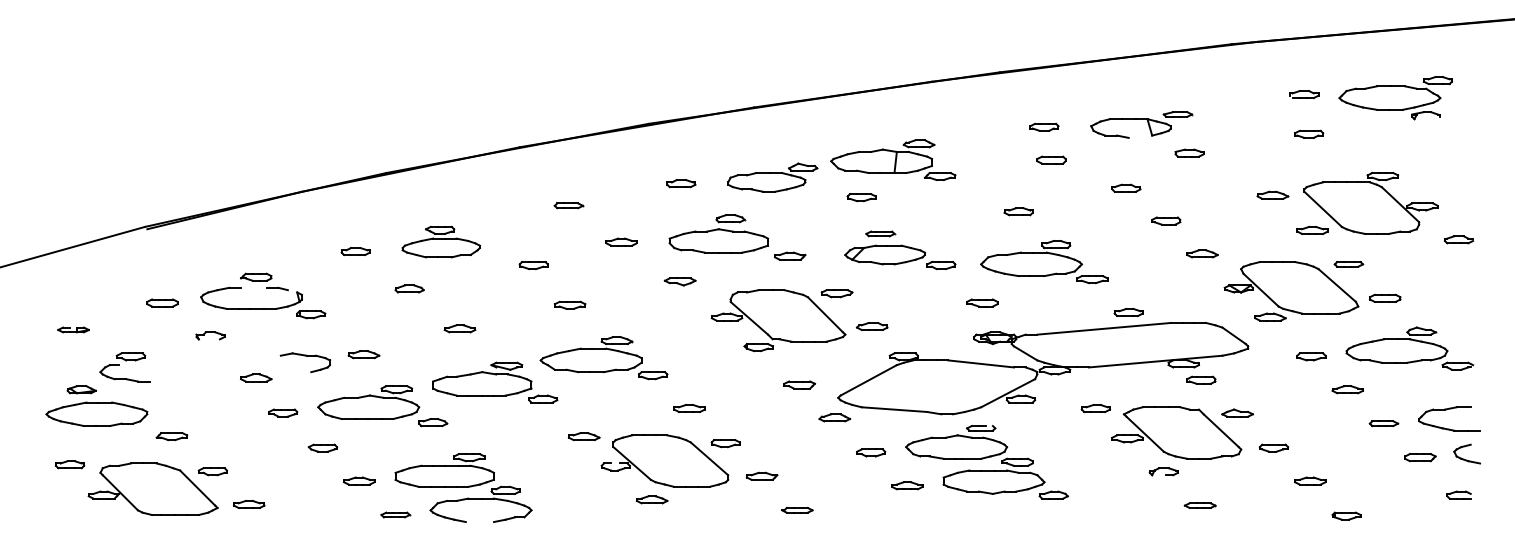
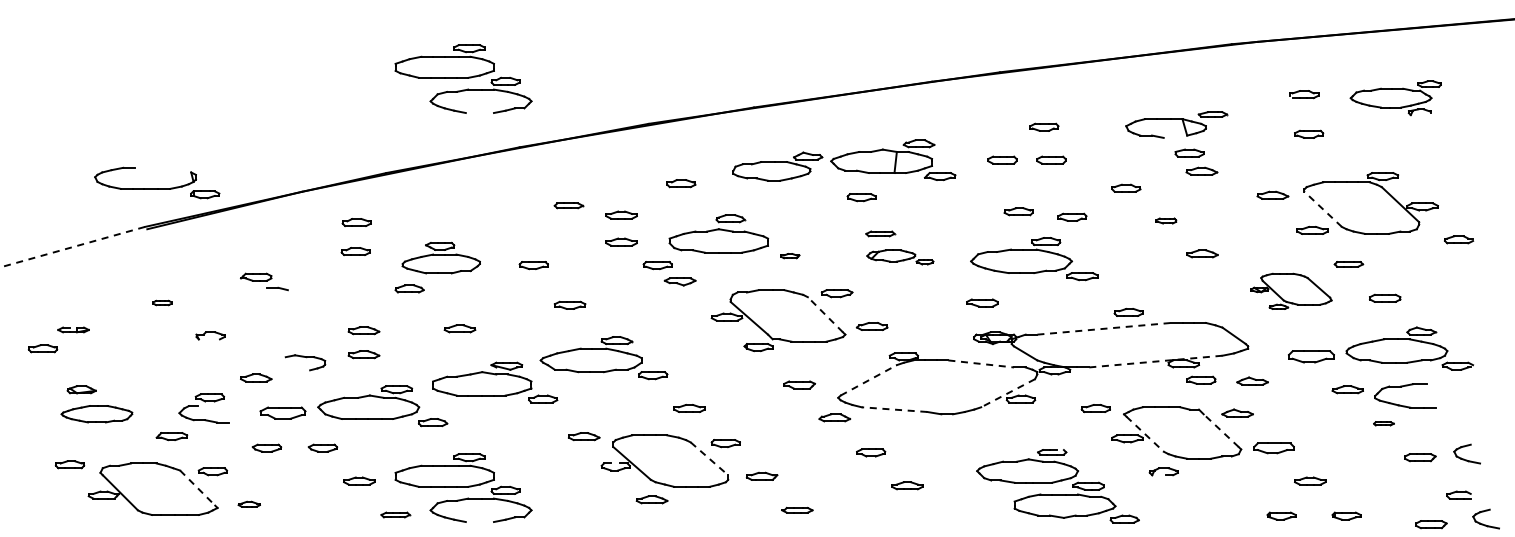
part: none -> present (463, 78)
part size: 116x45 px -> 93x37 px (1395, 98)
part position: (1141, 124) -> (1176, 124) (1176, 124)
part: none -> present (1002, 159)
part: none -> present (1201, 170)
part position: (772, 177) -> (777, 166) (777, 166)
line: solid -> dashed (1323, 209)
part: none -> present (621, 214)
part: none -> present (1072, 216)
part size: 31x10 px -> 23x8 px (1166, 220)
part: none -> present (356, 222)
part position: (440, 241) -> (440, 257) (440, 257)
line: solid -> dashed (72, 247)
part size: 33x10 px -> 21x7 px (790, 256)
part size: 113x27 px -> 69x17 px (900, 257)
part position: (1044, 262) -> (1034, 259) (1034, 259)
part: none -> present (657, 265)
part size: 137x61 px -> 83x38 px (1291, 290)
part size: 33x10 px -> 21x8 px (162, 302)
part position: (263, 302) -> (157, 182) (157, 182)
line: solid -> dashed (825, 314)
line: solid -> dashed (1104, 328)
part: none -> present (363, 330)
part: none -> present (42, 348)
part size: 31x10 px -> 47x14 px (1311, 356)
line: solid -> dashed (1155, 361)
part size: 53x22 px -> 43x18 px (305, 362)
line: solid -> dashed (981, 363)
part position: (124, 367) -> (203, 408) (203, 408)
line: solid -> dashed (868, 380)
part: none -> present (1252, 380)
line: solid -> dashed (1007, 393)
line: solid -> dashed (894, 409)
part position: (1446, 410) -> (1402, 387) (1402, 387)
part size: 31x10 px -> 48x14 px (282, 412)
part size: 104x26 px -> 74x19 px (96, 414)
part size: 32x8 px -> 22x6 px (1383, 423)
line: solid -> dashed (1220, 430)
line: solid -> dashed (1145, 434)
part: none -> present (266, 447)
part size: 31x10 px -> 42x13 px (1273, 448)
line: solid -> dashed (709, 458)
part position: (986, 462) -> (1057, 486) (1057, 486)
line: solid -> dashed (197, 488)
part size: 33x10 px -> 24x8 px (248, 503)
part: present -> none (1199, 505)
part: none -> present (1281, 515)
part: none -> present (1485, 518)
part: none -> present (1431, 524)
